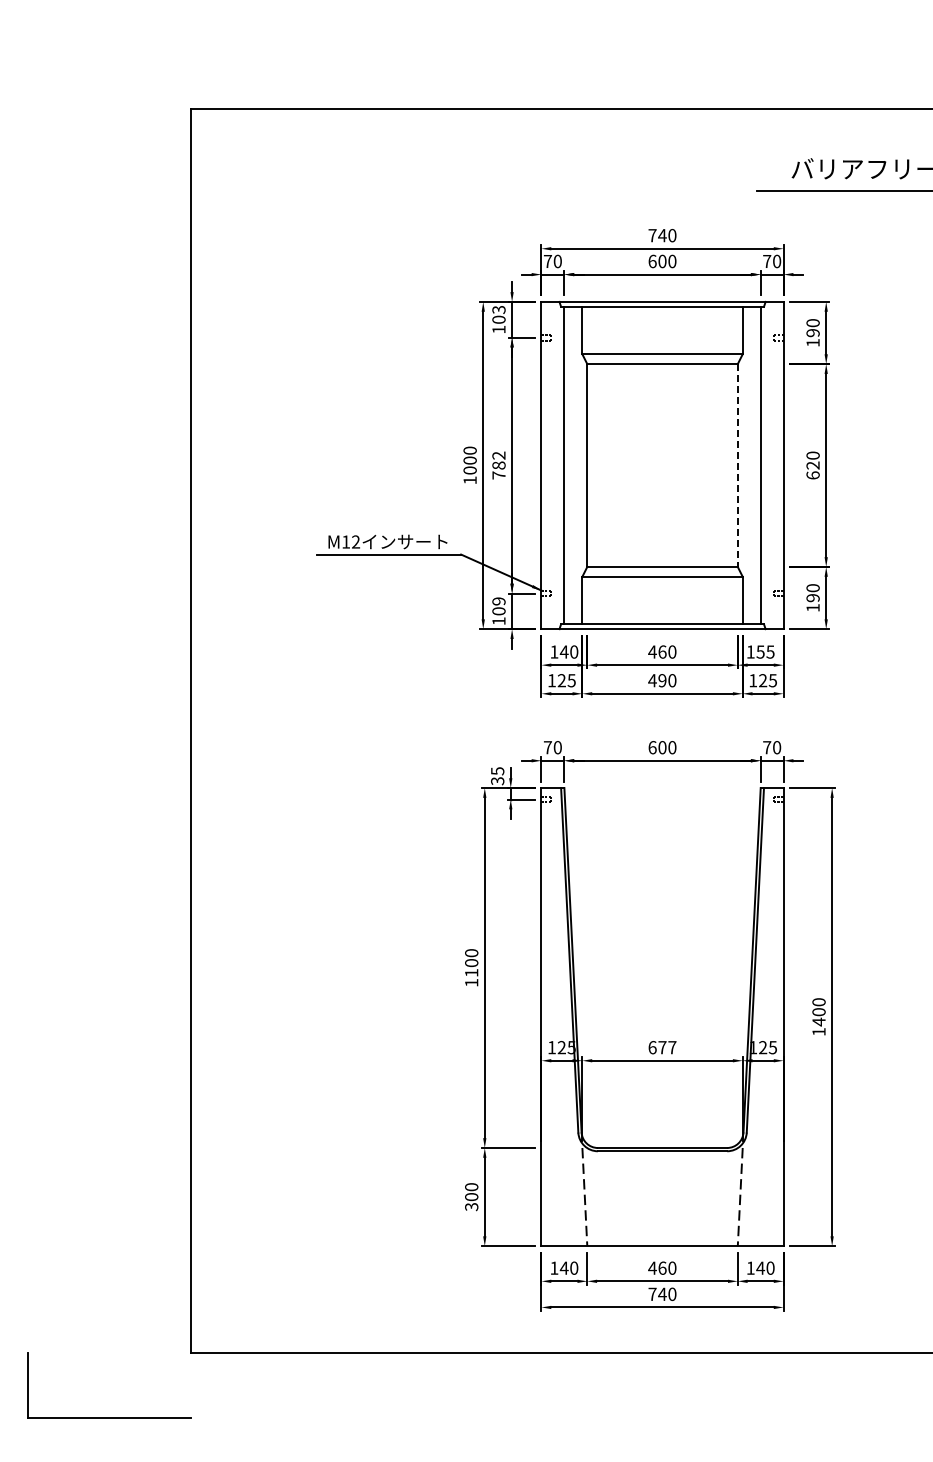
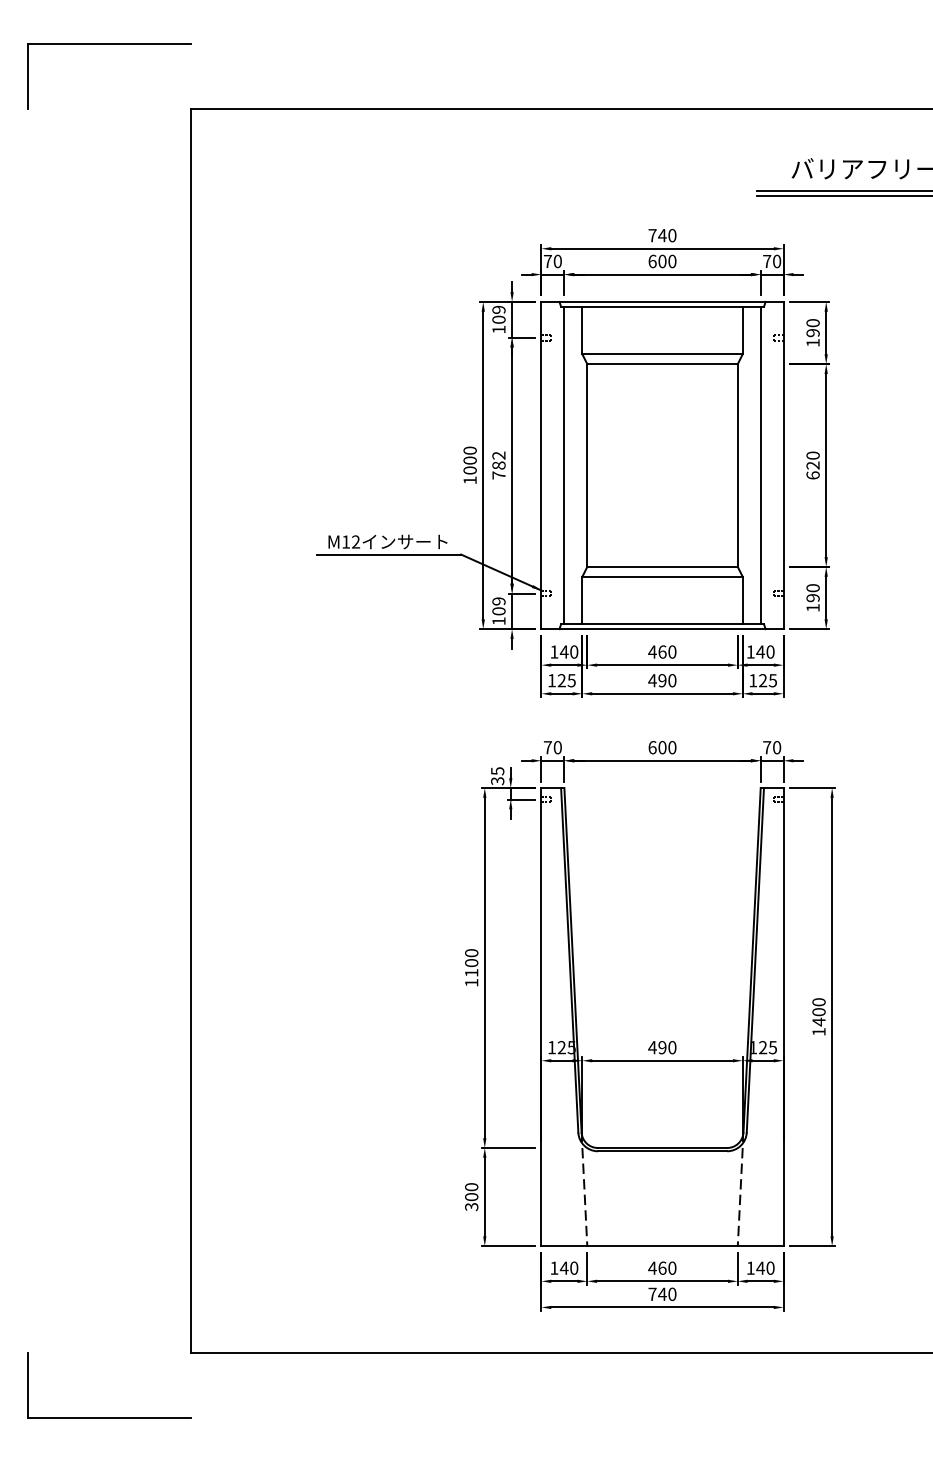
part: none -> present (109, 44)
line: none -> present (842, 196)
text: 103 -> 109 (498, 309)
line: dashed -> solid (737, 466)
text: 155 -> 140 (765, 651)
text: 677 -> 490 (662, 1047)
